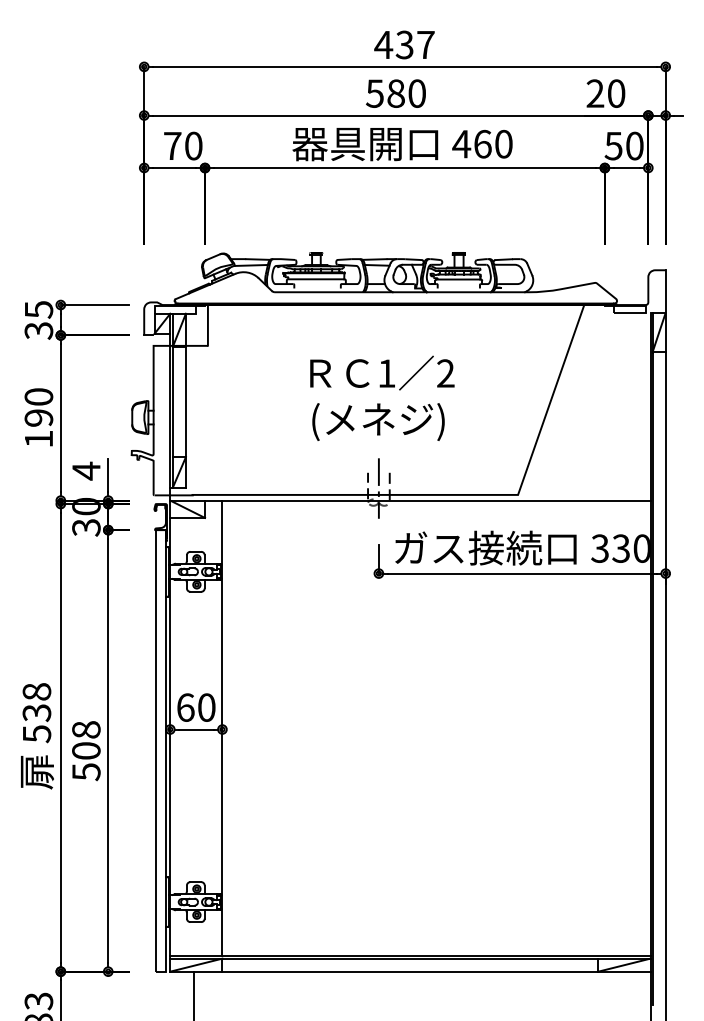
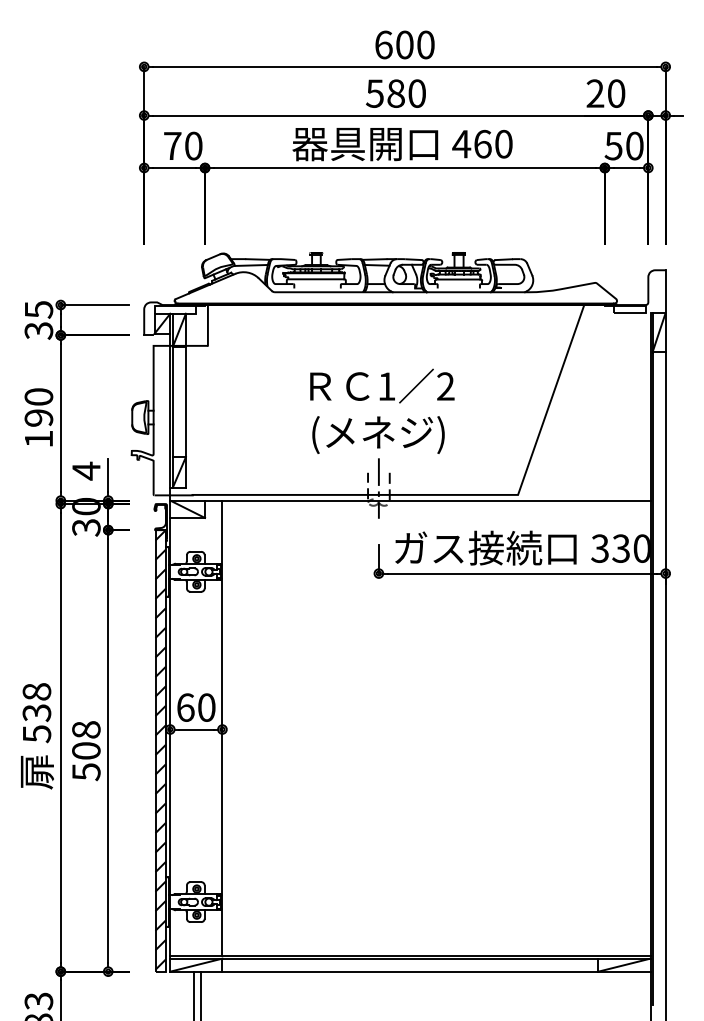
text: 437 -> 600 (404, 44)
text position: (382, 397) -> (382, 410) (382, 410)
hatch: none -> present (160, 749)
line: none -> present (200, 994)
